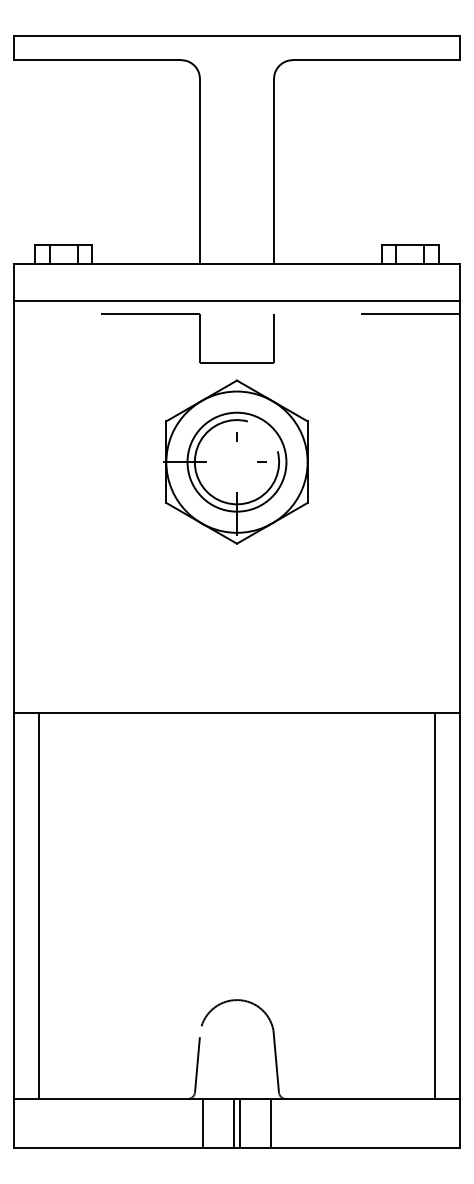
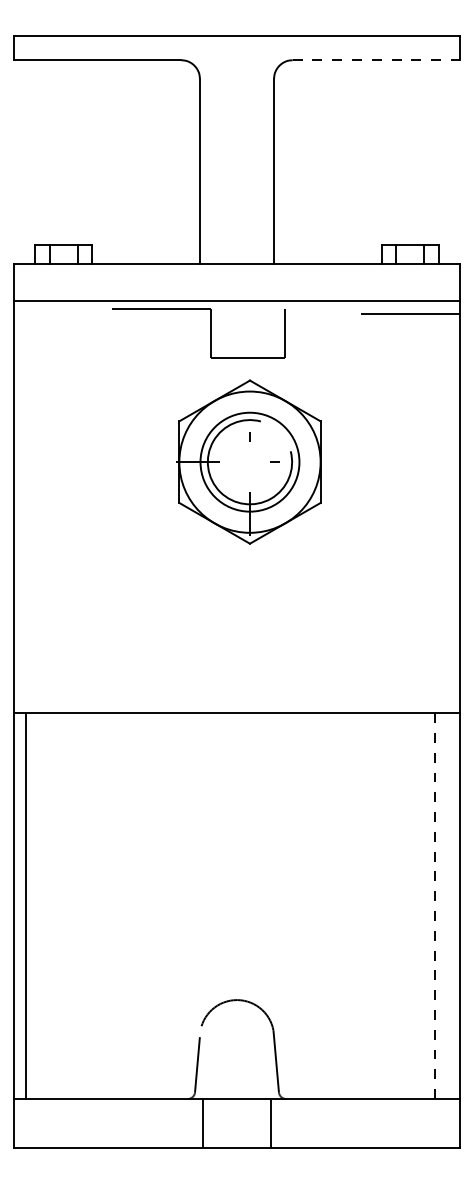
line: solid -> dashed (376, 60)
part position: (199, 338) -> (210, 333) (210, 333)
part position: (235, 461) -> (248, 461) (248, 461)
line position: (39, 905) -> (26, 905) (26, 905)
line: solid -> dashed (434, 905)
line: present -> none (233, 1123)
line: present -> none (240, 1123)
